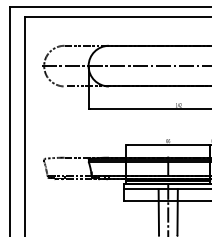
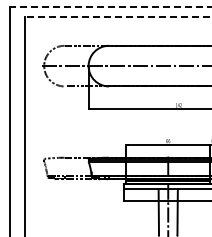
line: solid -> dashed (110, 6)
line: solid -> dashed (117, 17)
